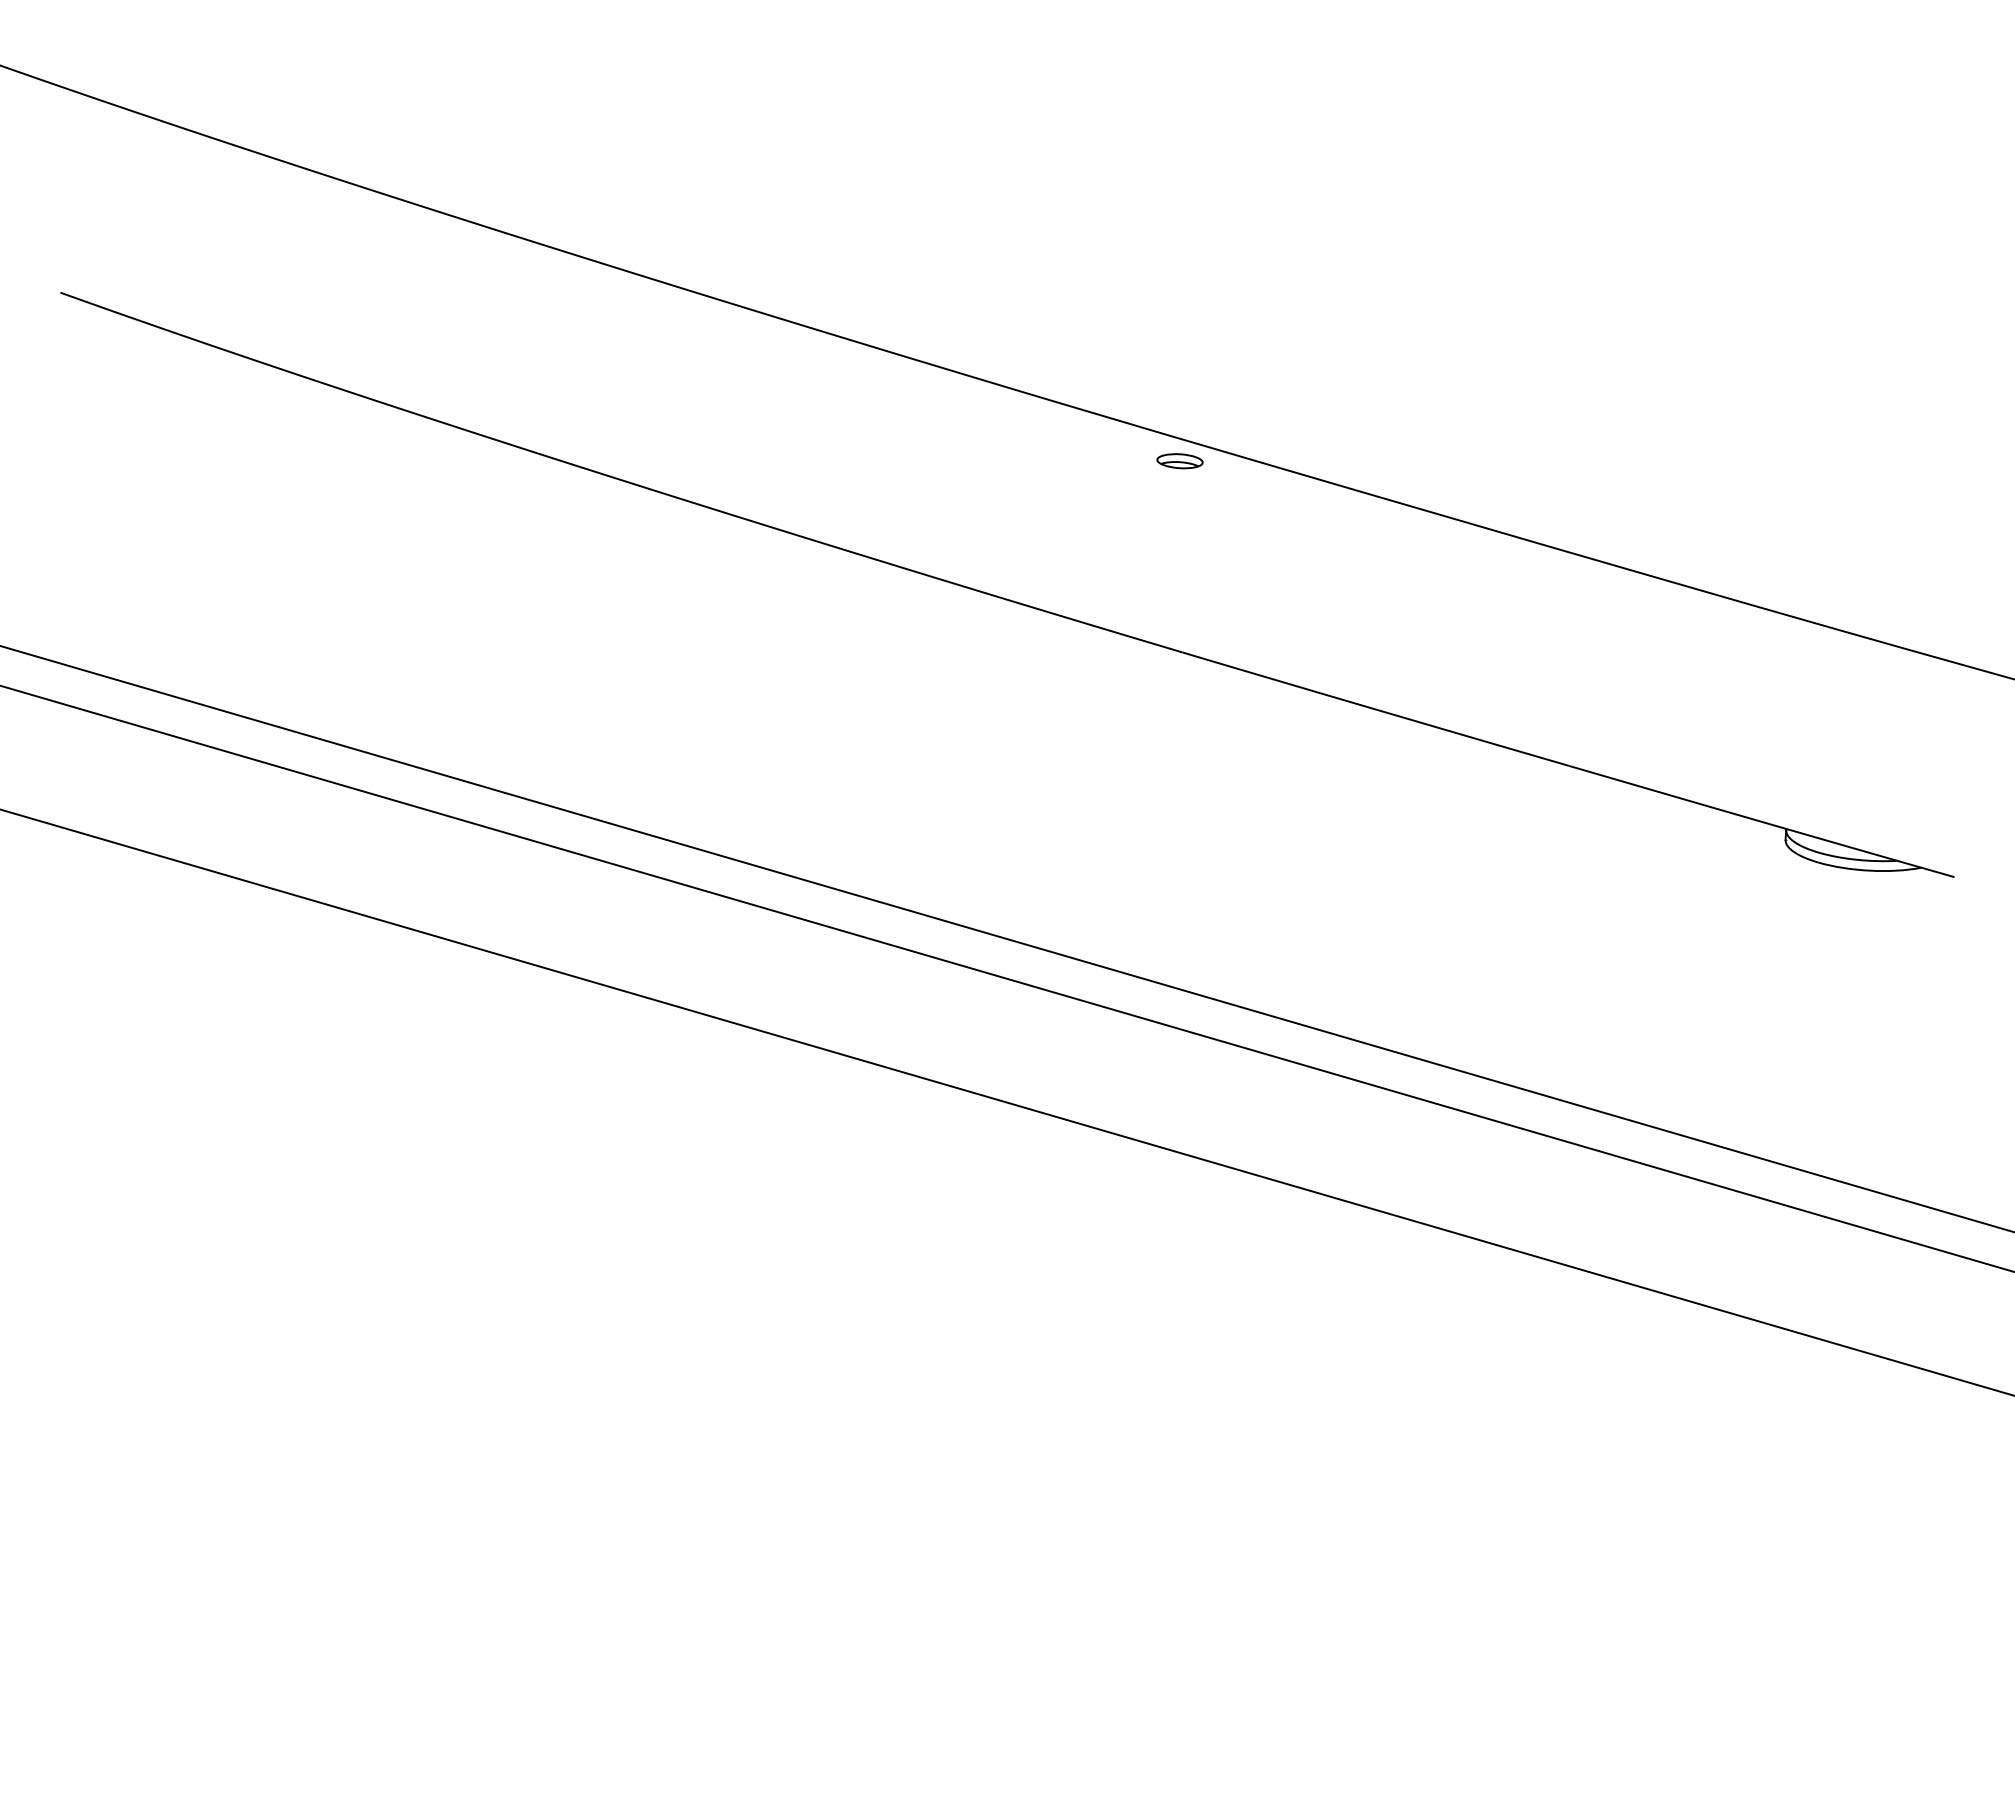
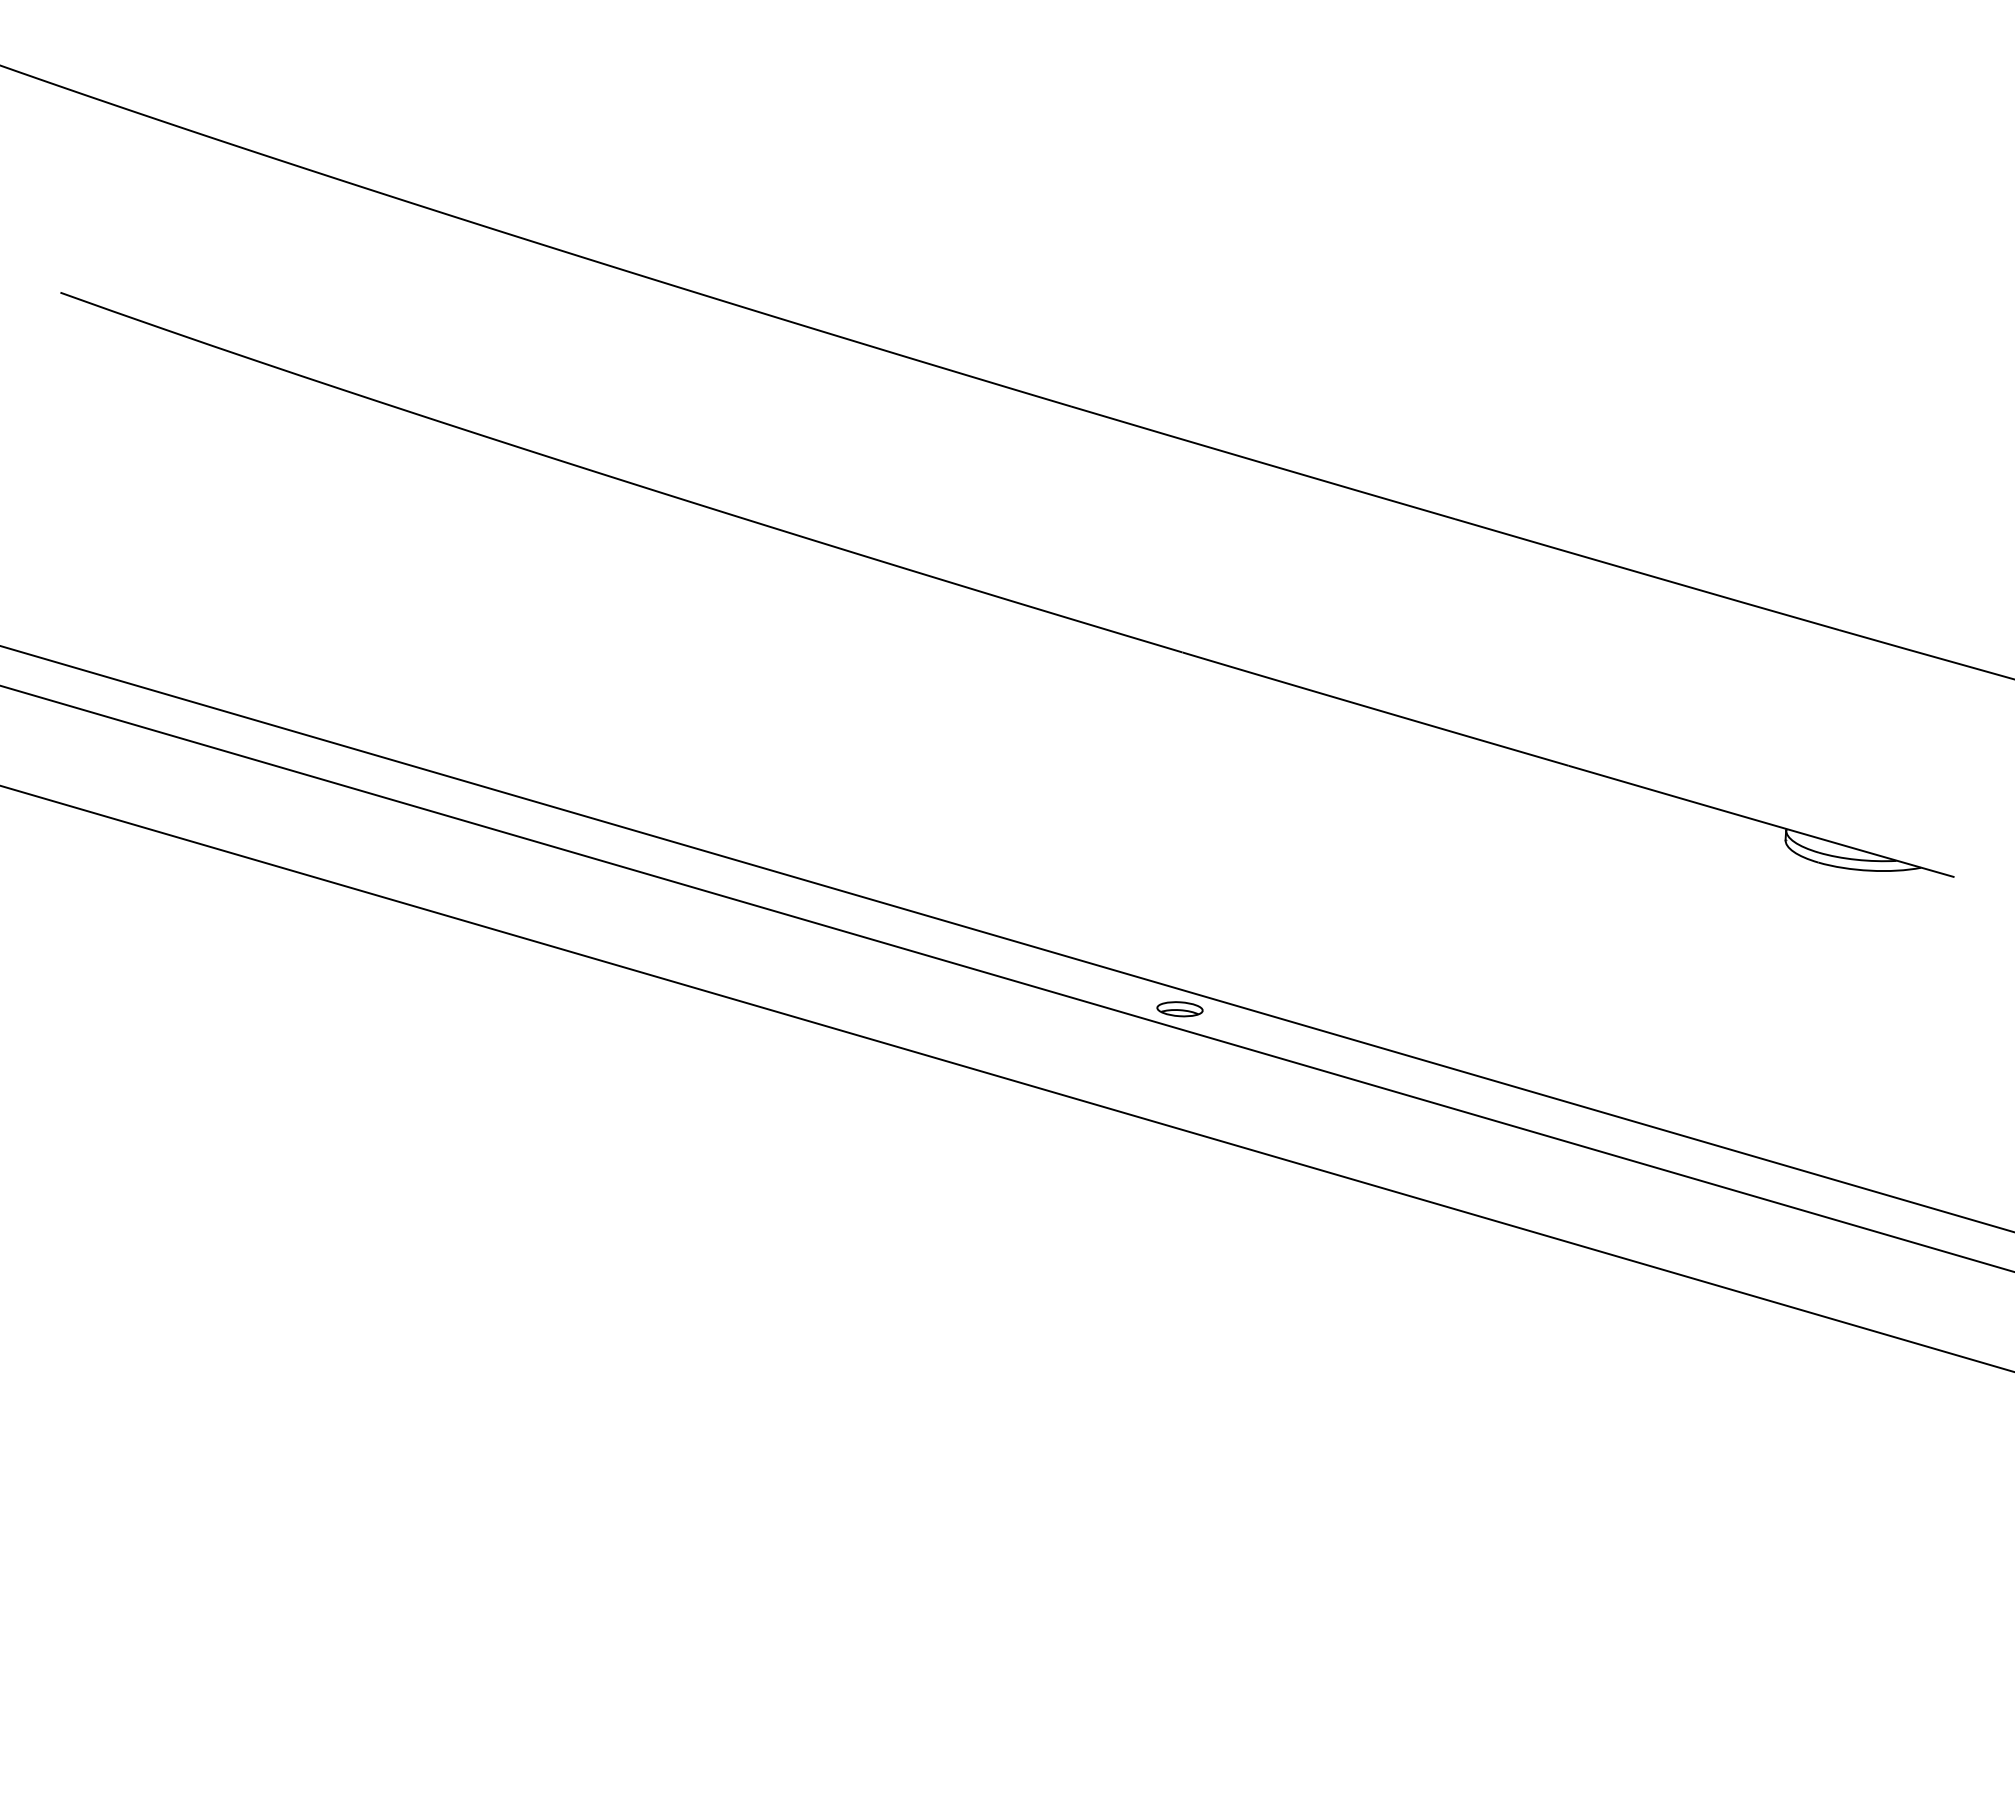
part position: (1179, 461) -> (1179, 1009) (1179, 1009)
line position: (1006, 1102) -> (1006, 1078) (1006, 1078)
